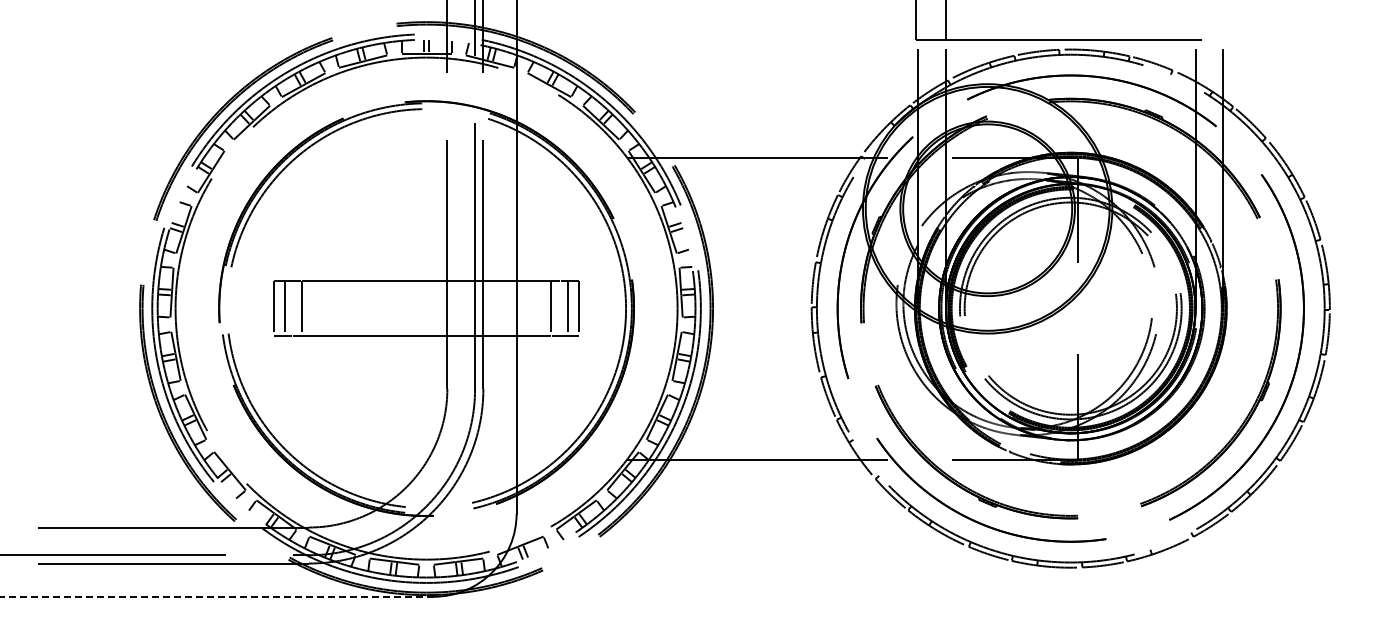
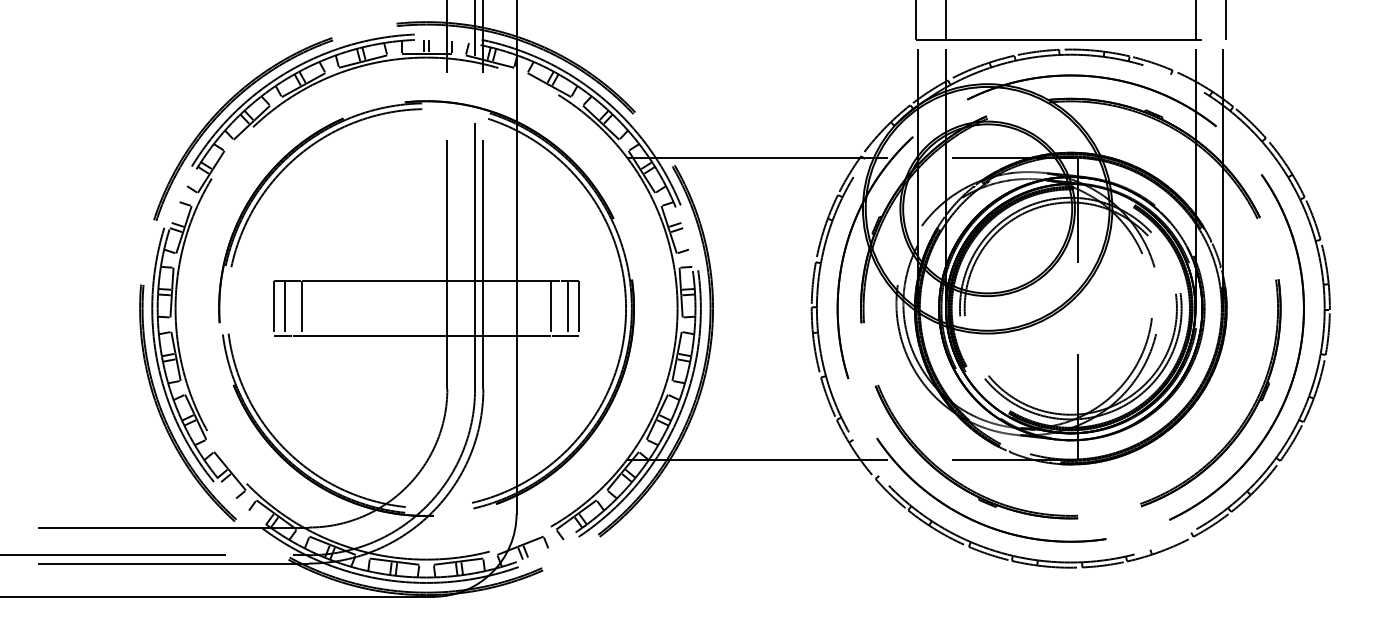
line: none -> present (1195, 20)
line: none -> present (1225, 20)
line: dashed -> solid (216, 596)
